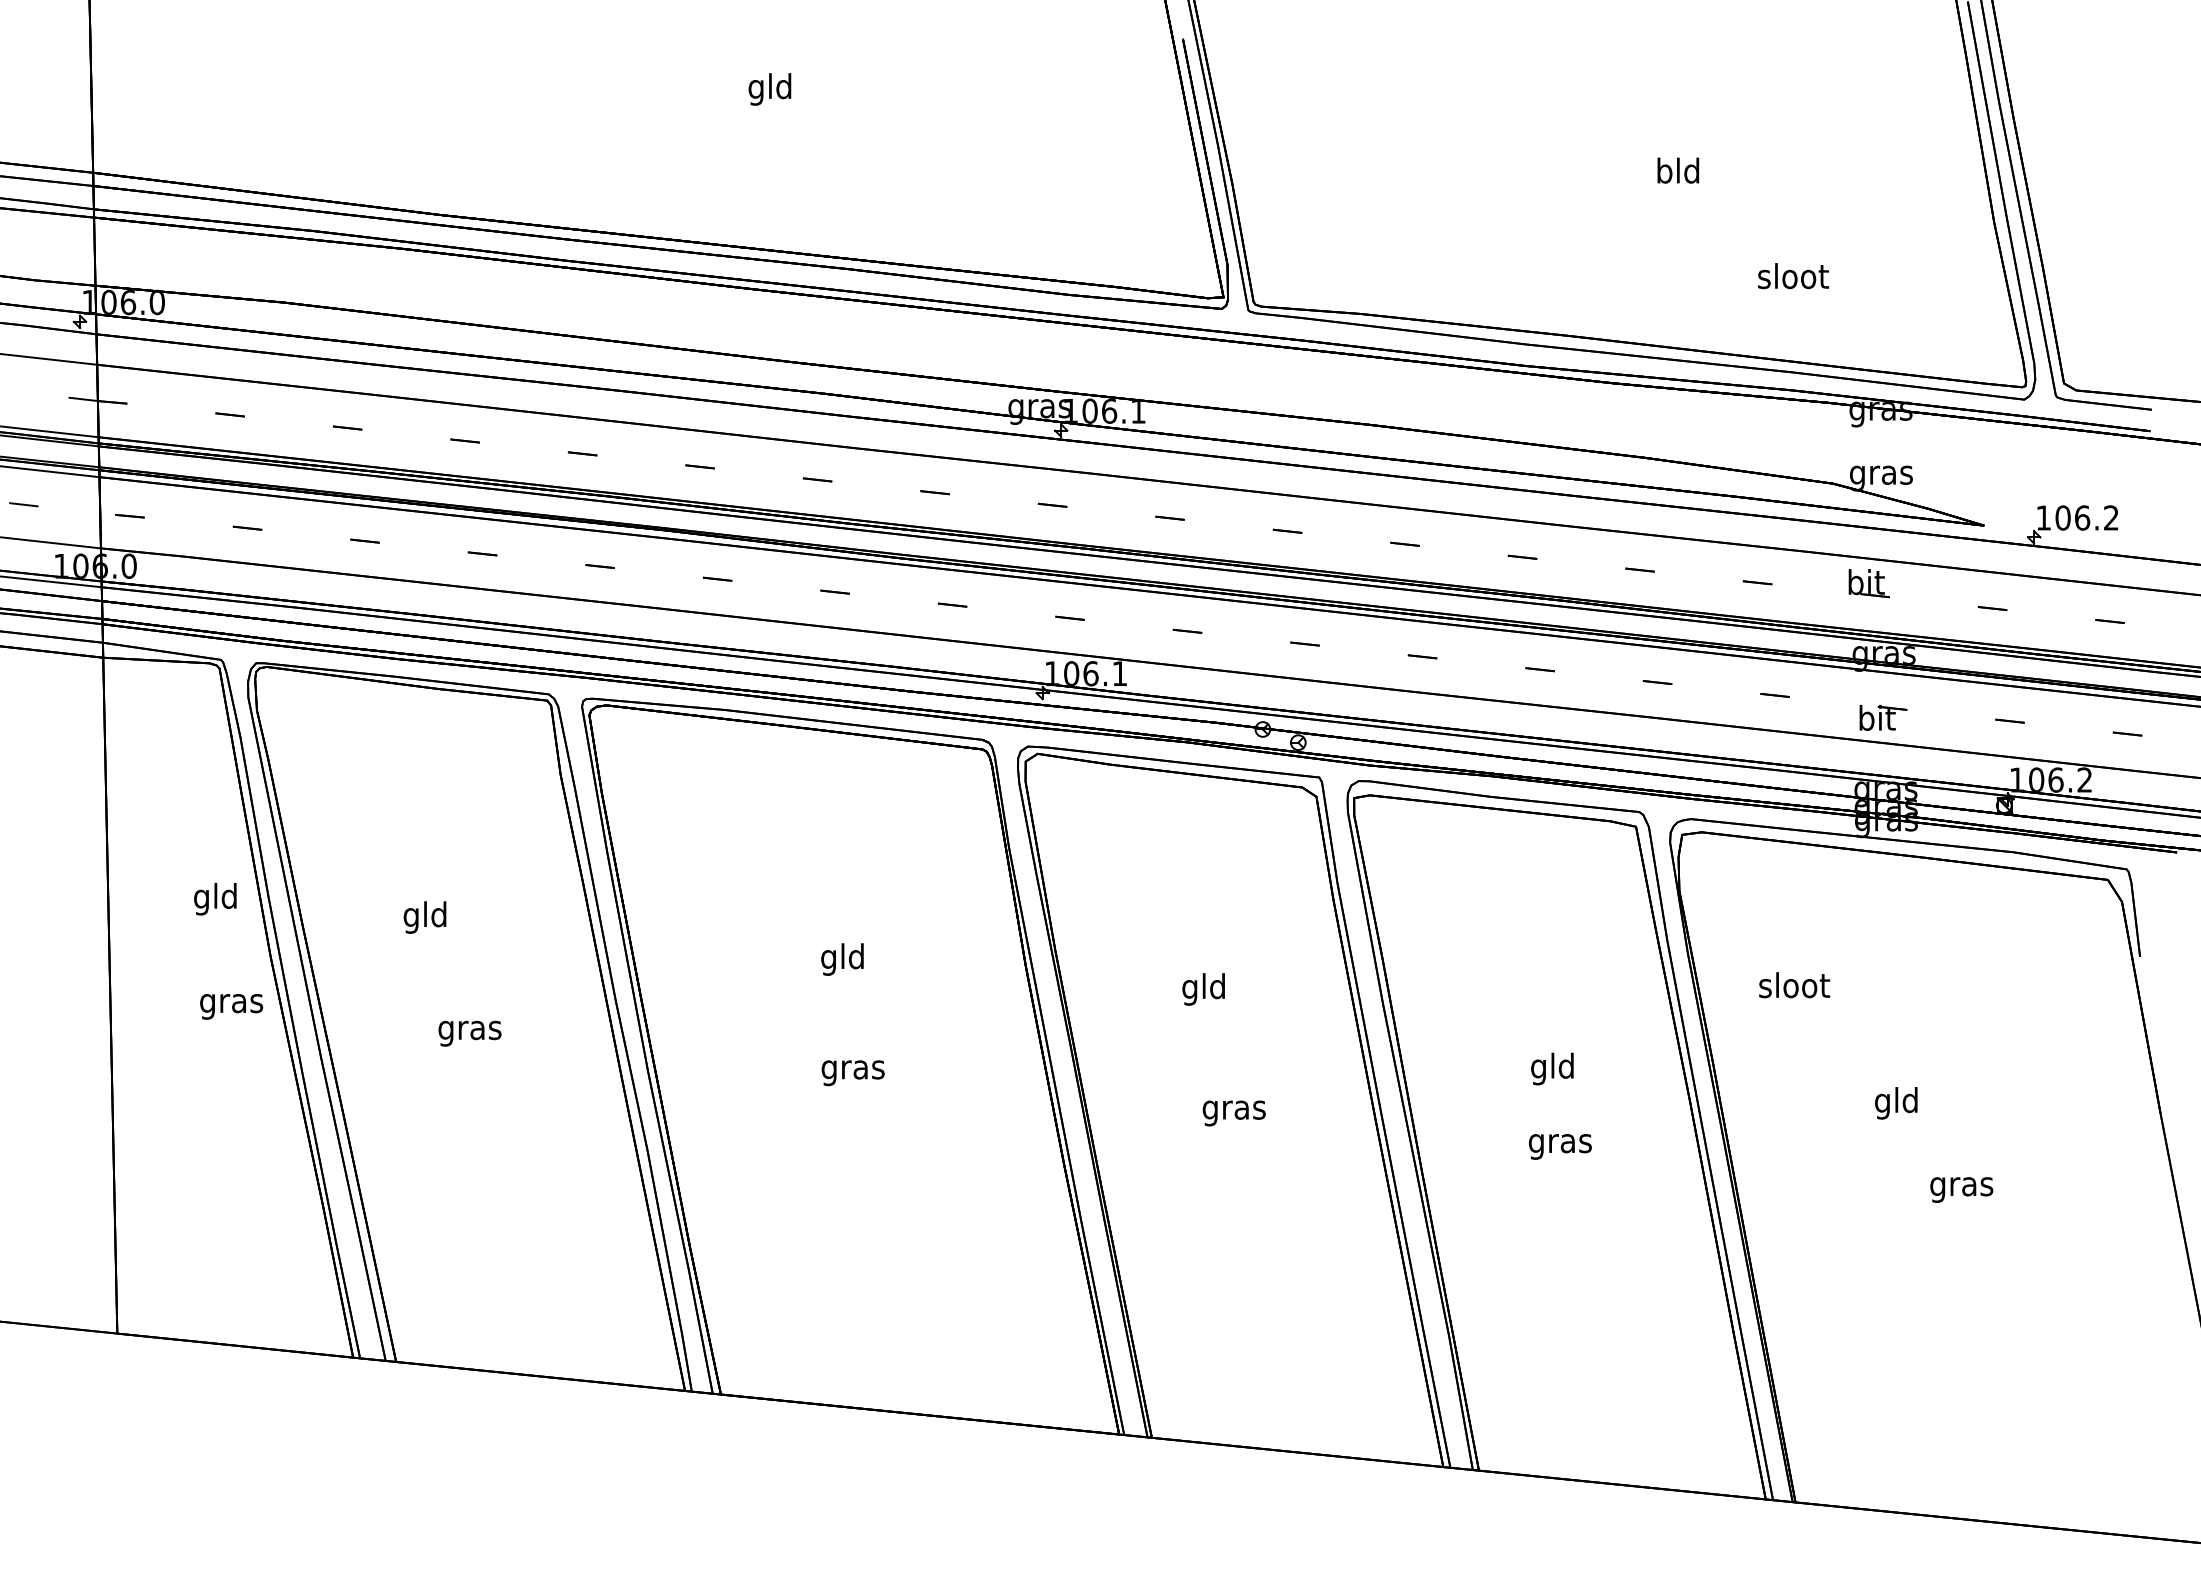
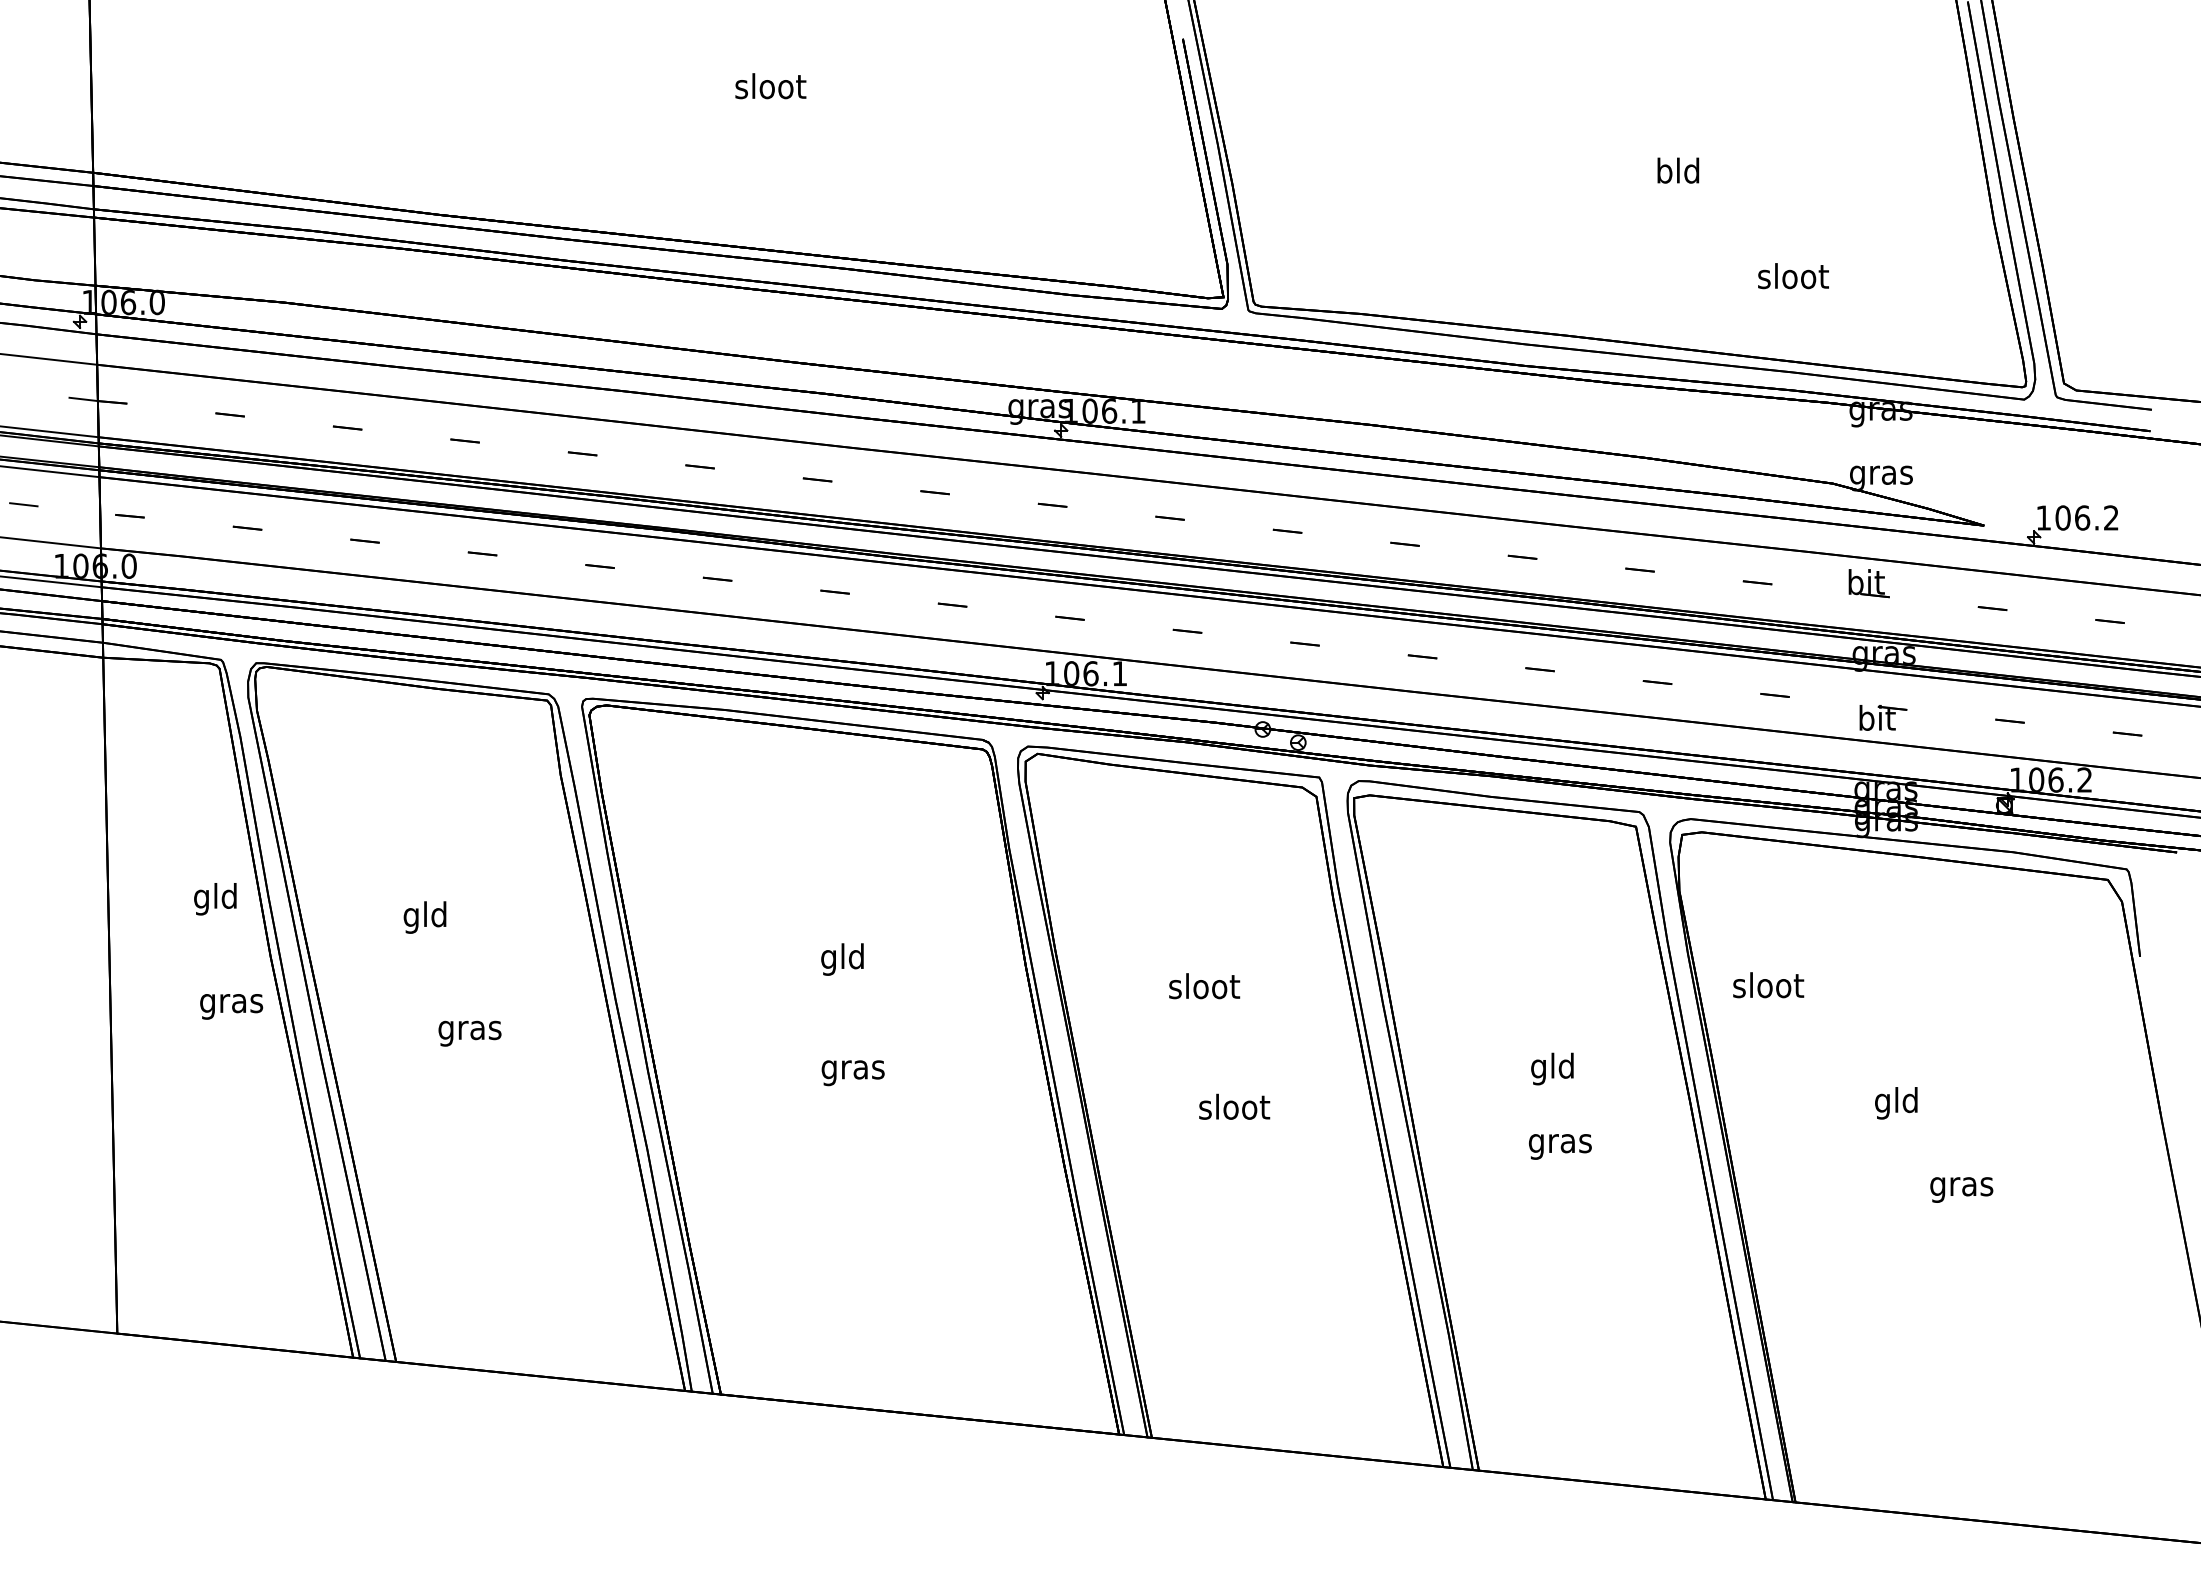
text: gld -> sloot (770, 89)
text position: (1794, 985) -> (1768, 985) (1768, 985)
text: gld -> sloot (1204, 989)
text: gras -> sloot (1234, 1109)
